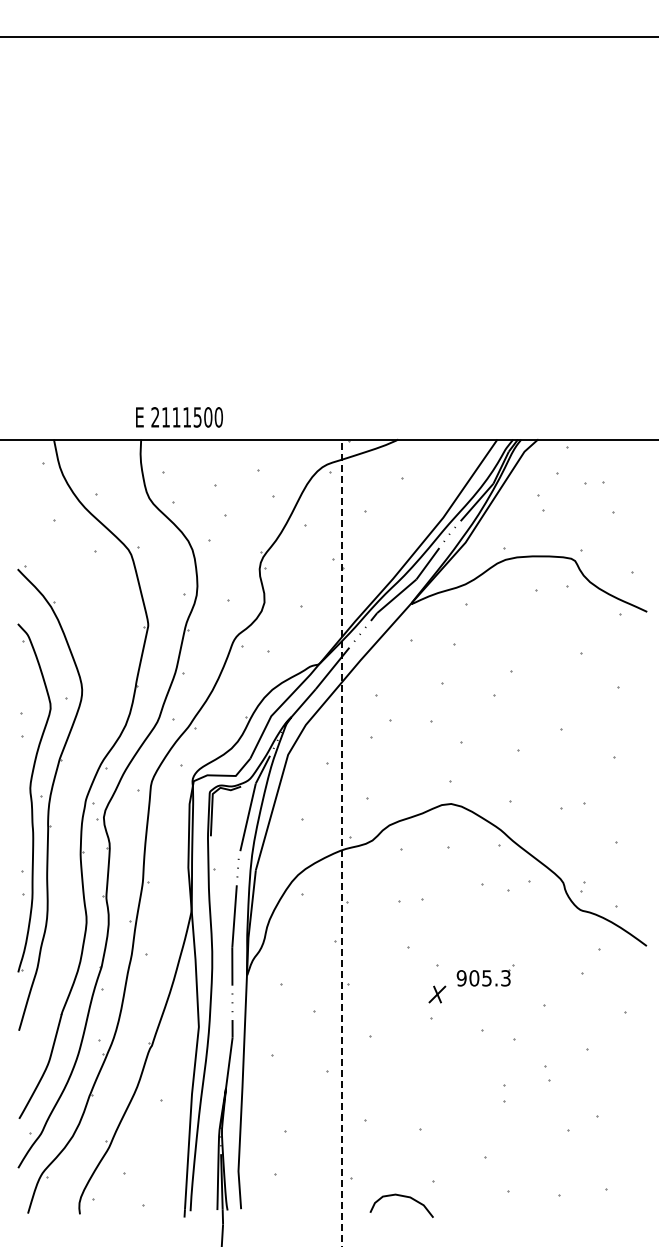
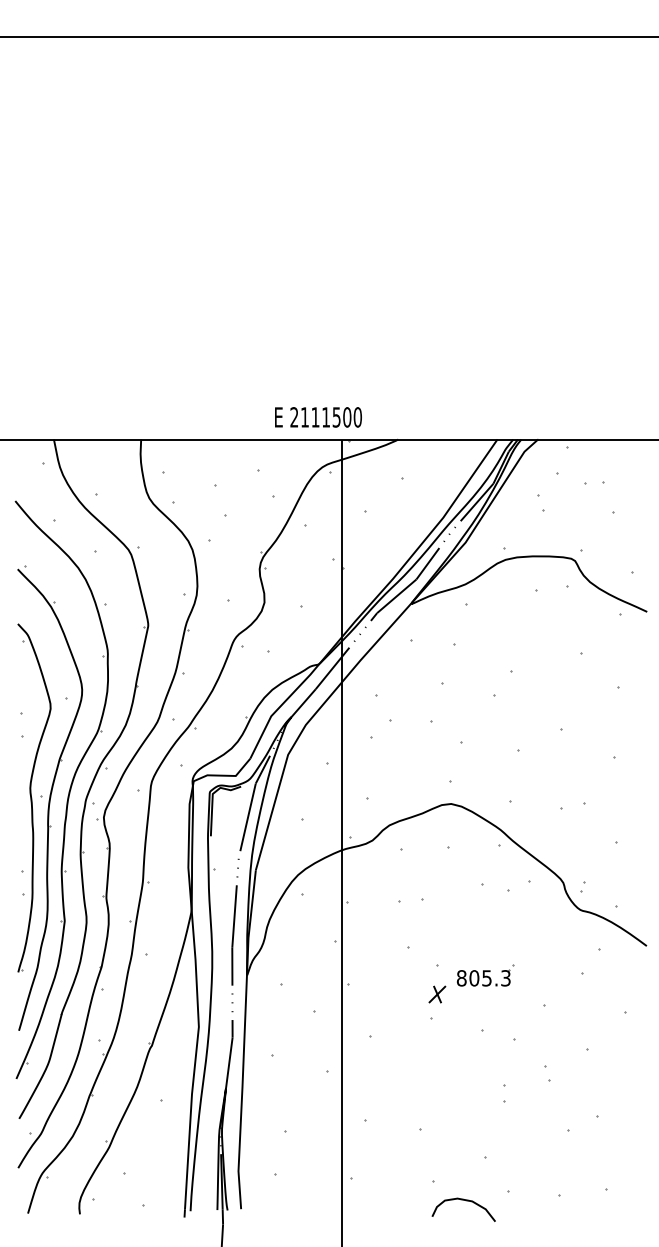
text position: (179, 417) -> (318, 417) (318, 417)
part: none -> present (68, 791)
line: dashed -> solid (341, 842)
text: 905.3 -> 805.3 (461, 978)
curve position: (404, 1197) -> (466, 1201) (466, 1201)
